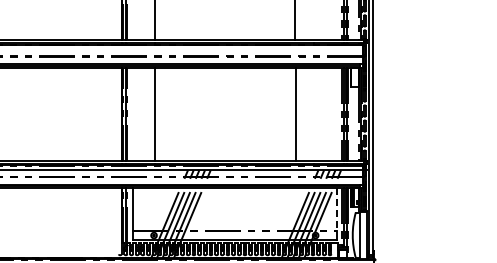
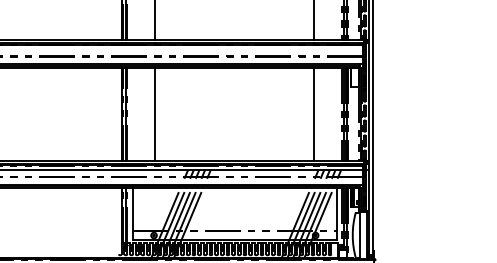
line position: (295, 21) -> (314, 21) (314, 21)
line position: (296, 113) -> (314, 113) (314, 113)
line: dashed -> solid (336, 209)
